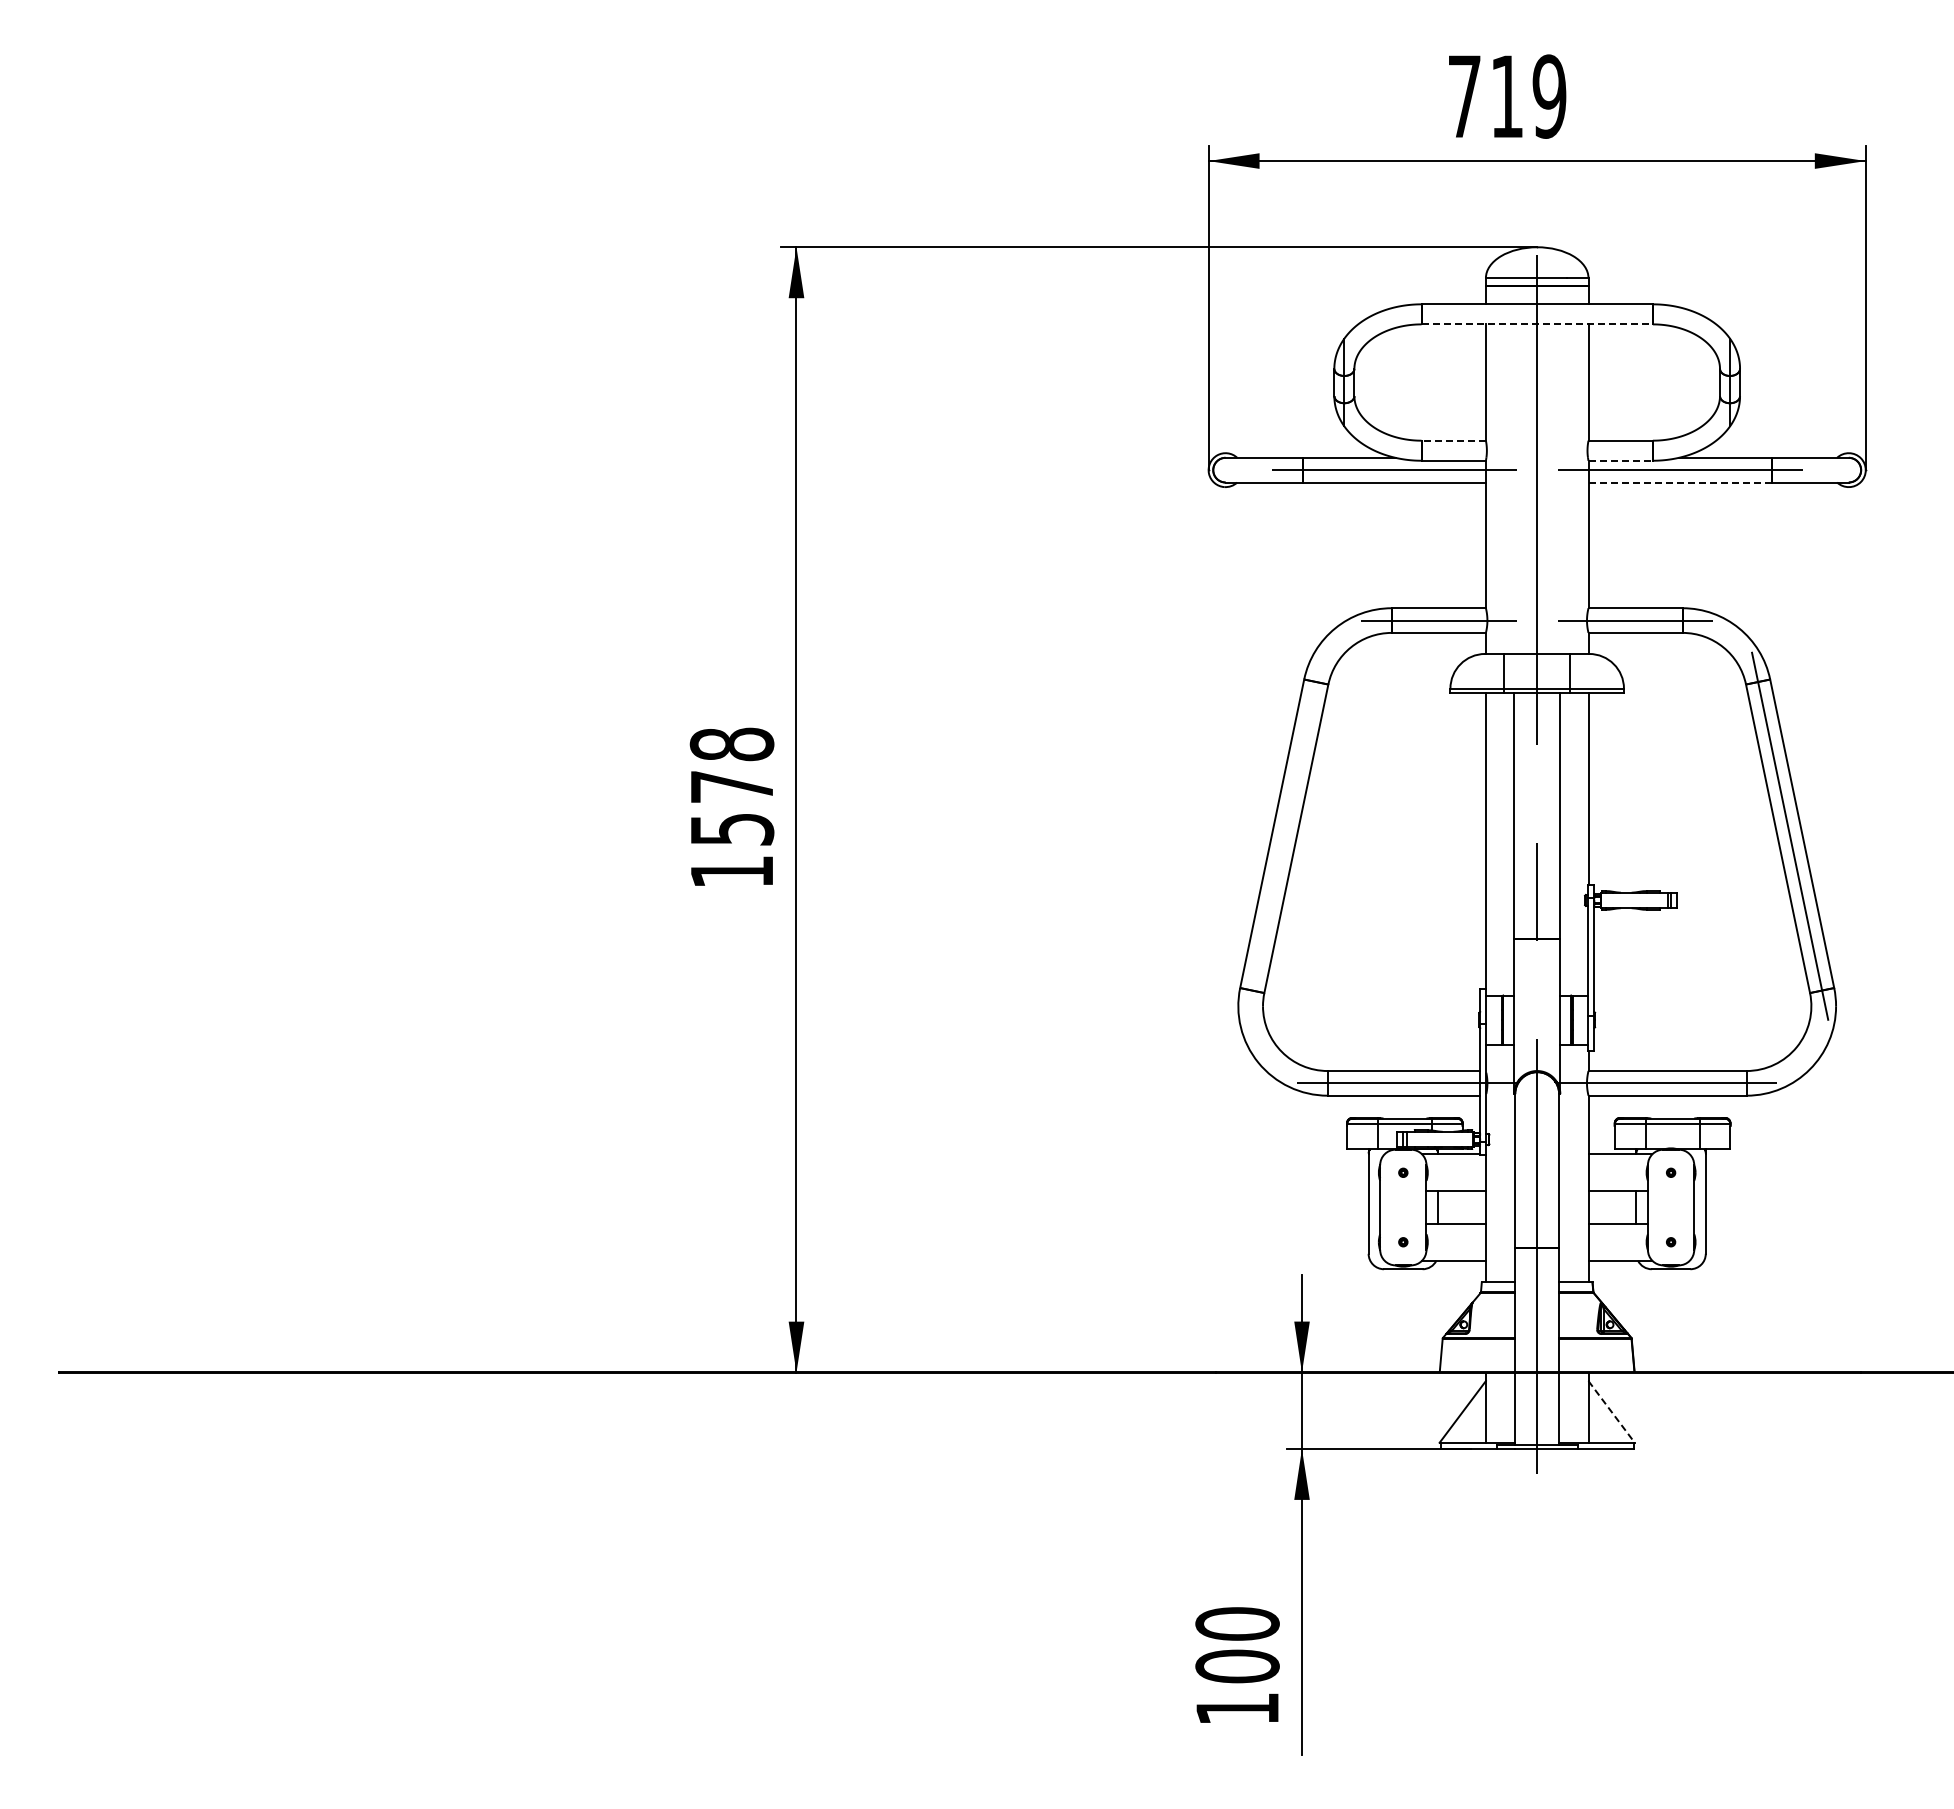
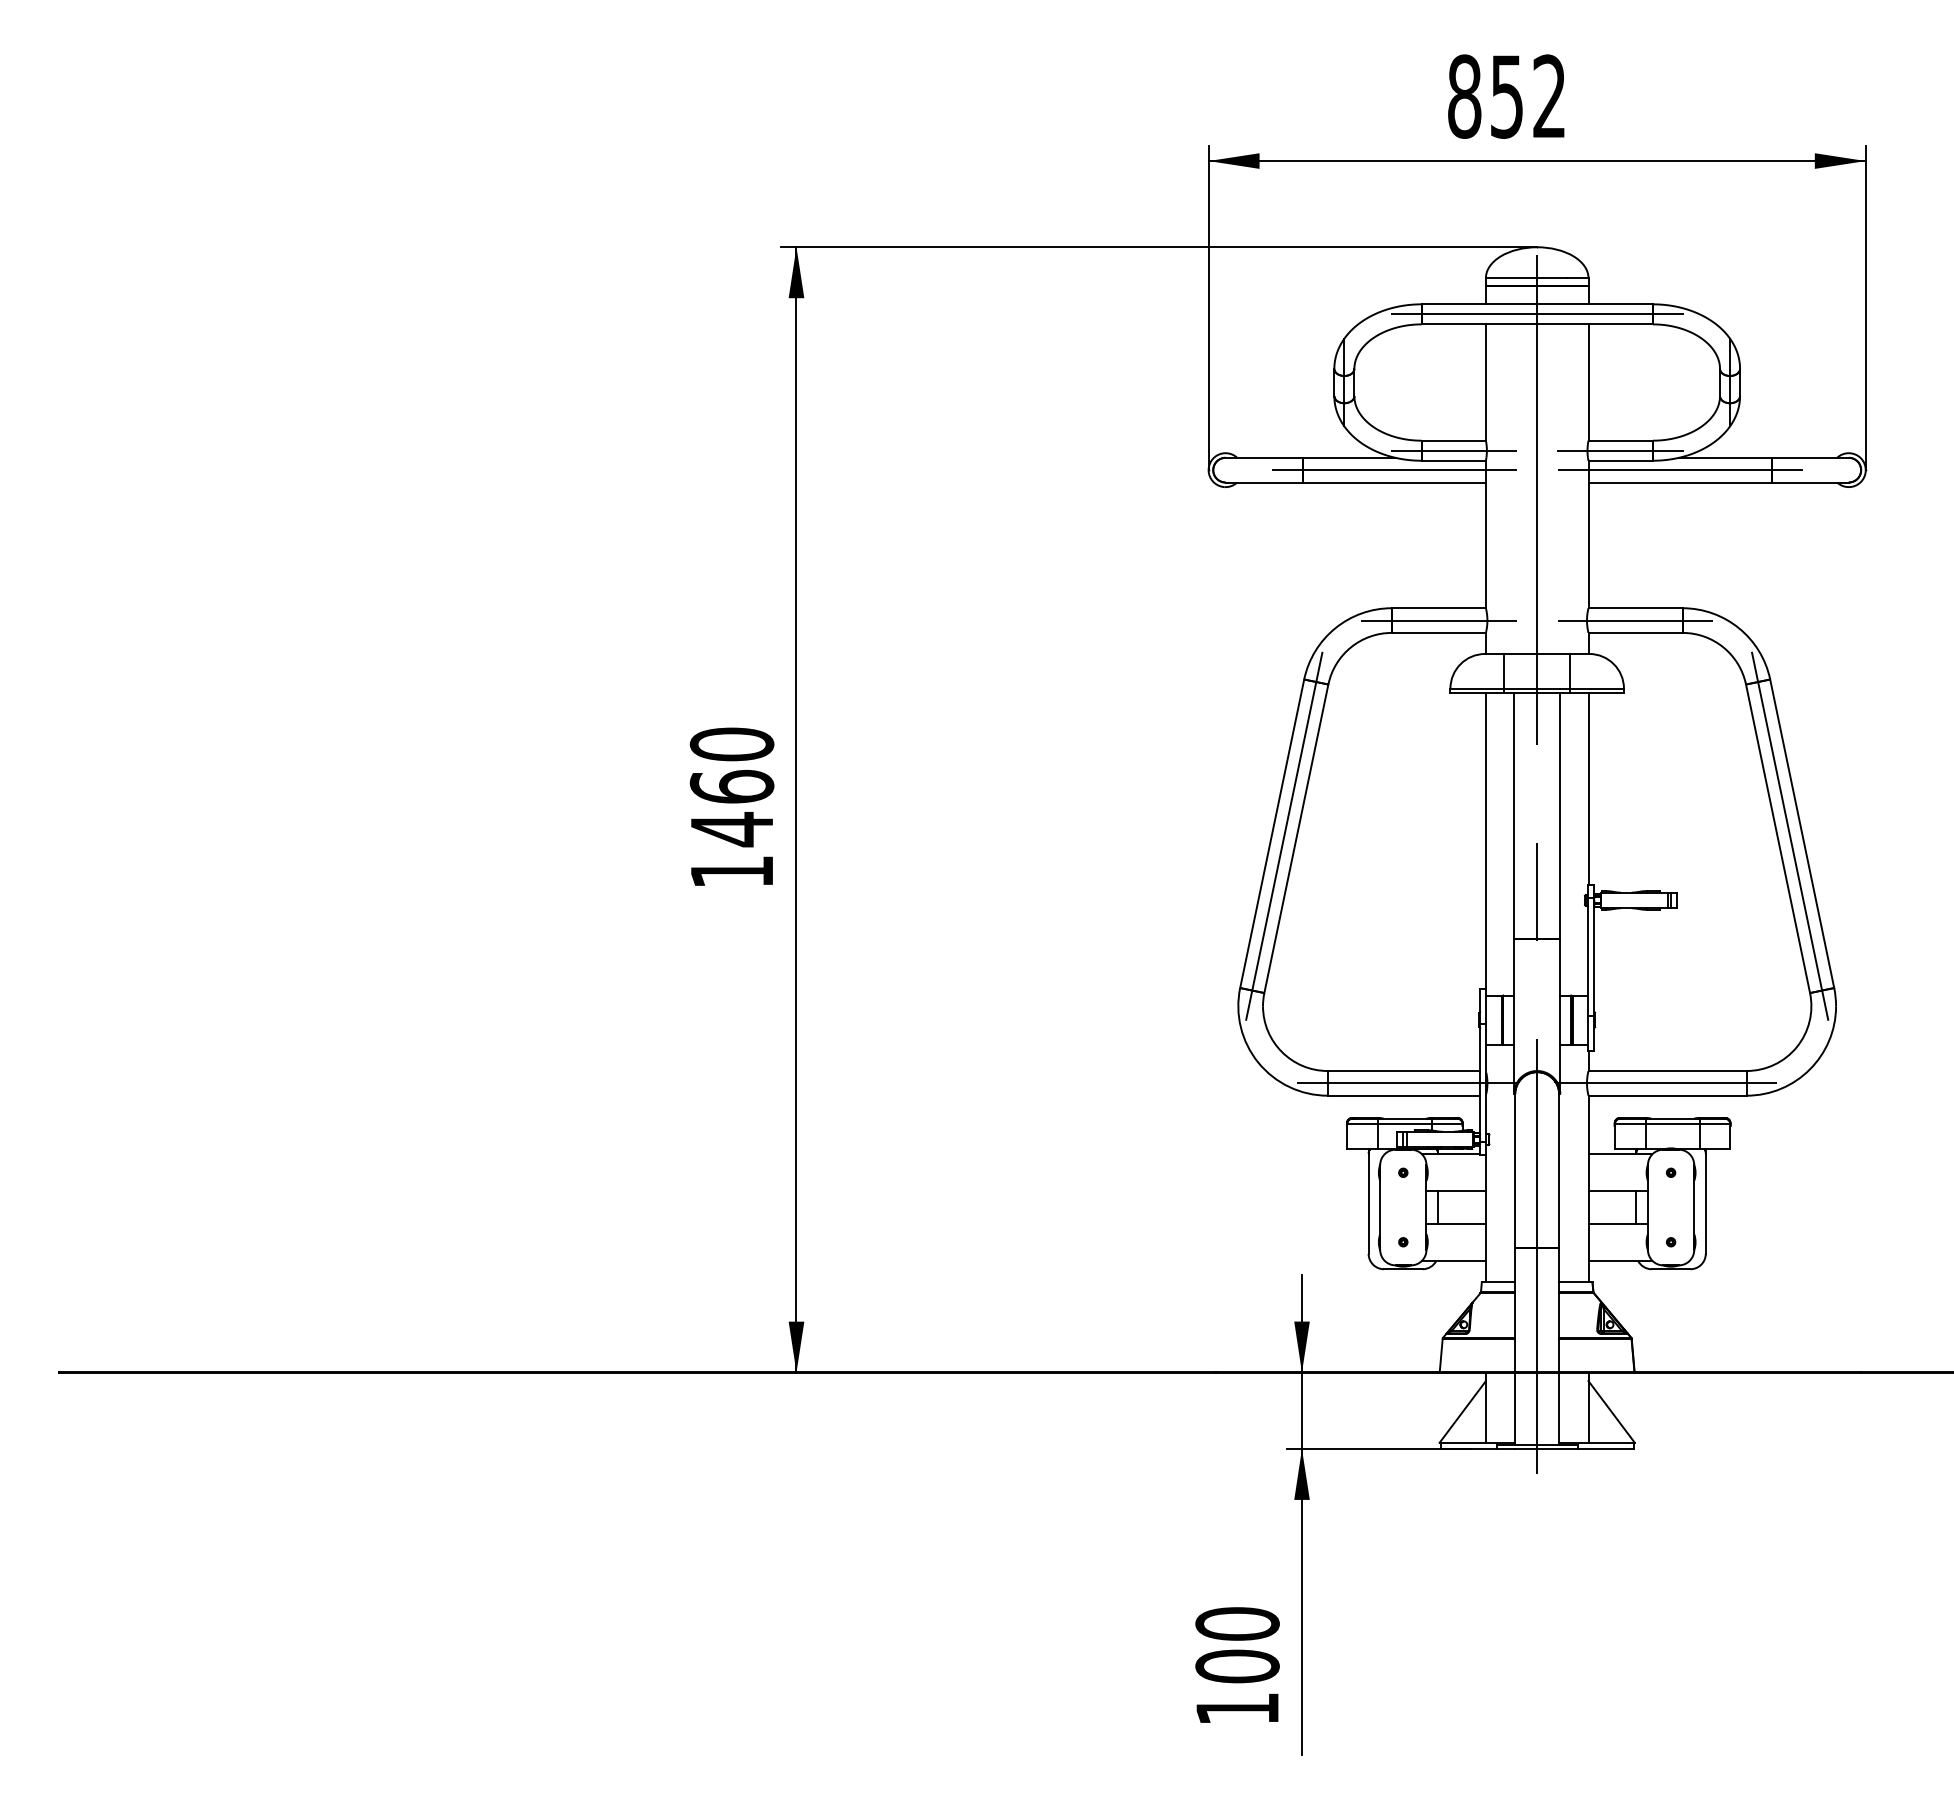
text: 719 -> 852 (1507, 96)
line: none -> present (1536, 314)
line: dashed -> solid (1537, 324)
line: dashed -> solid (1453, 440)
line: none -> present (1453, 450)
line: none -> present (1620, 450)
line: dashed -> solid (1621, 460)
line: dashed -> solid (1680, 482)
text: 1578 -> 1460 (731, 787)
line: none -> present (1284, 835)
line: dashed -> solid (1611, 1411)
